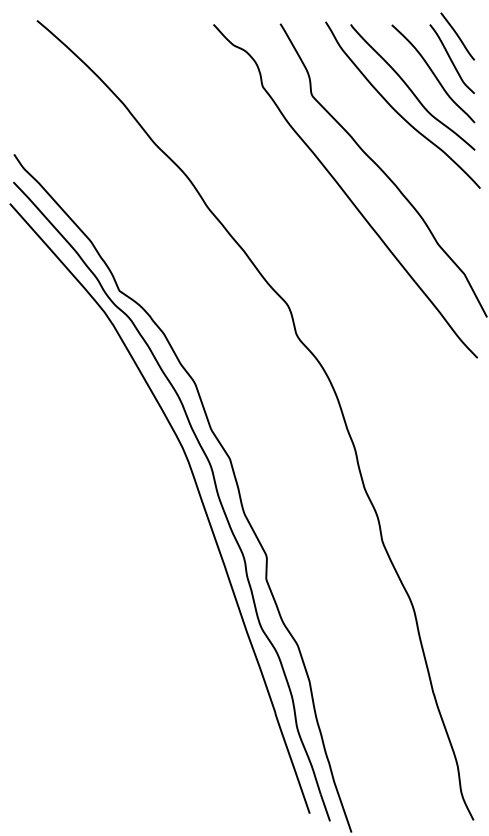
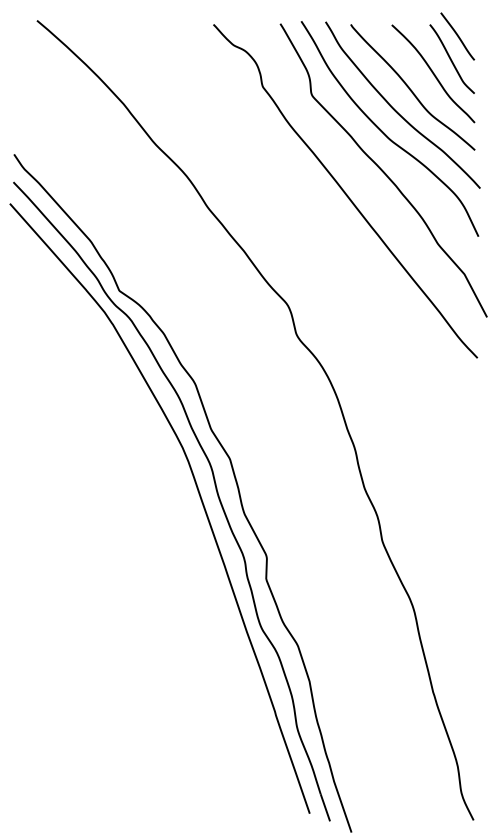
curve: none -> present (384, 132)
